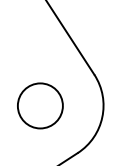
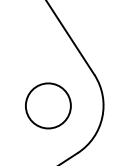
circle position: (40, 105) -> (48, 105) (48, 105)
